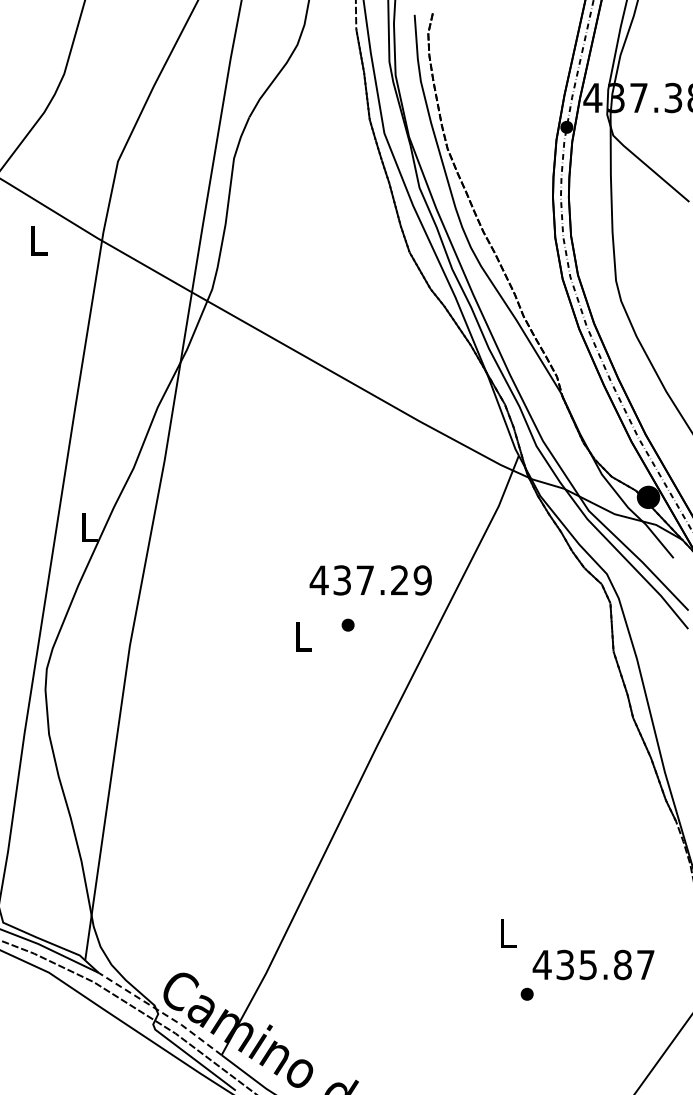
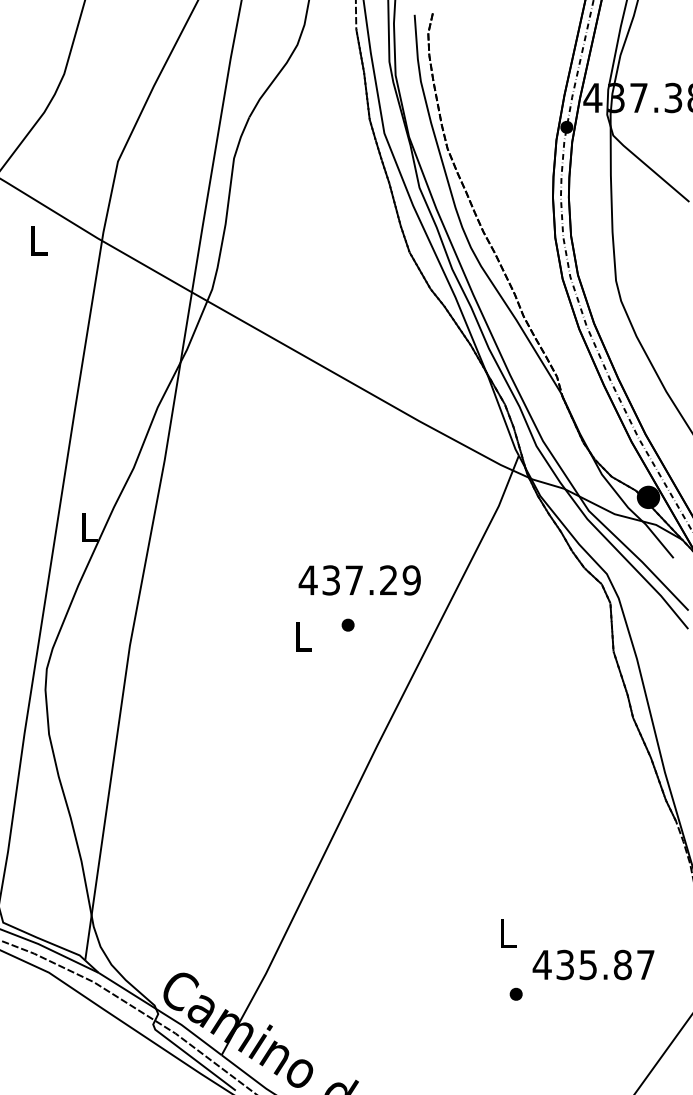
text position: (370, 580) -> (359, 580) (359, 580)
part position: (526, 993) -> (515, 993) (515, 993)
line: dashed -> solid (162, 1012)
